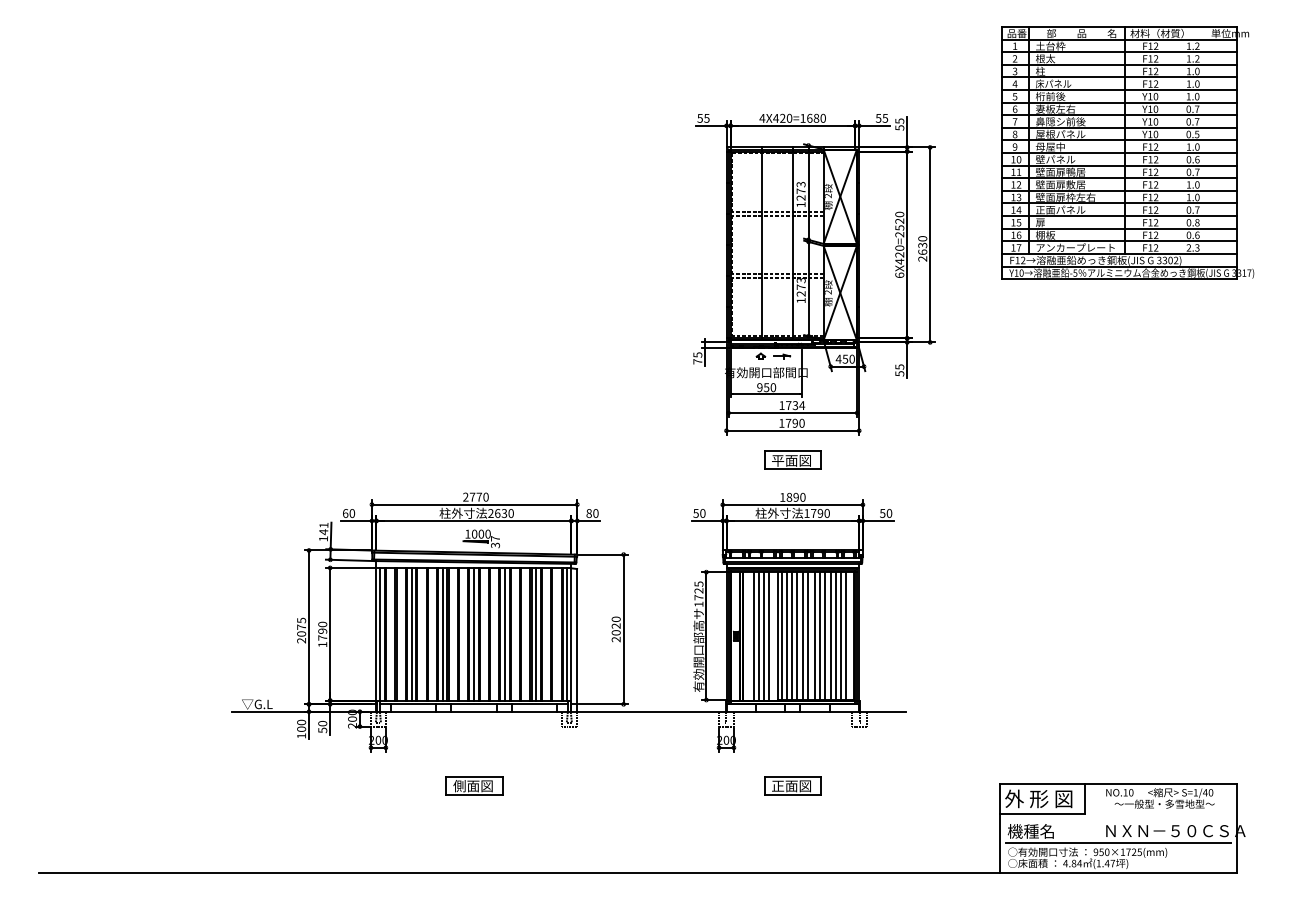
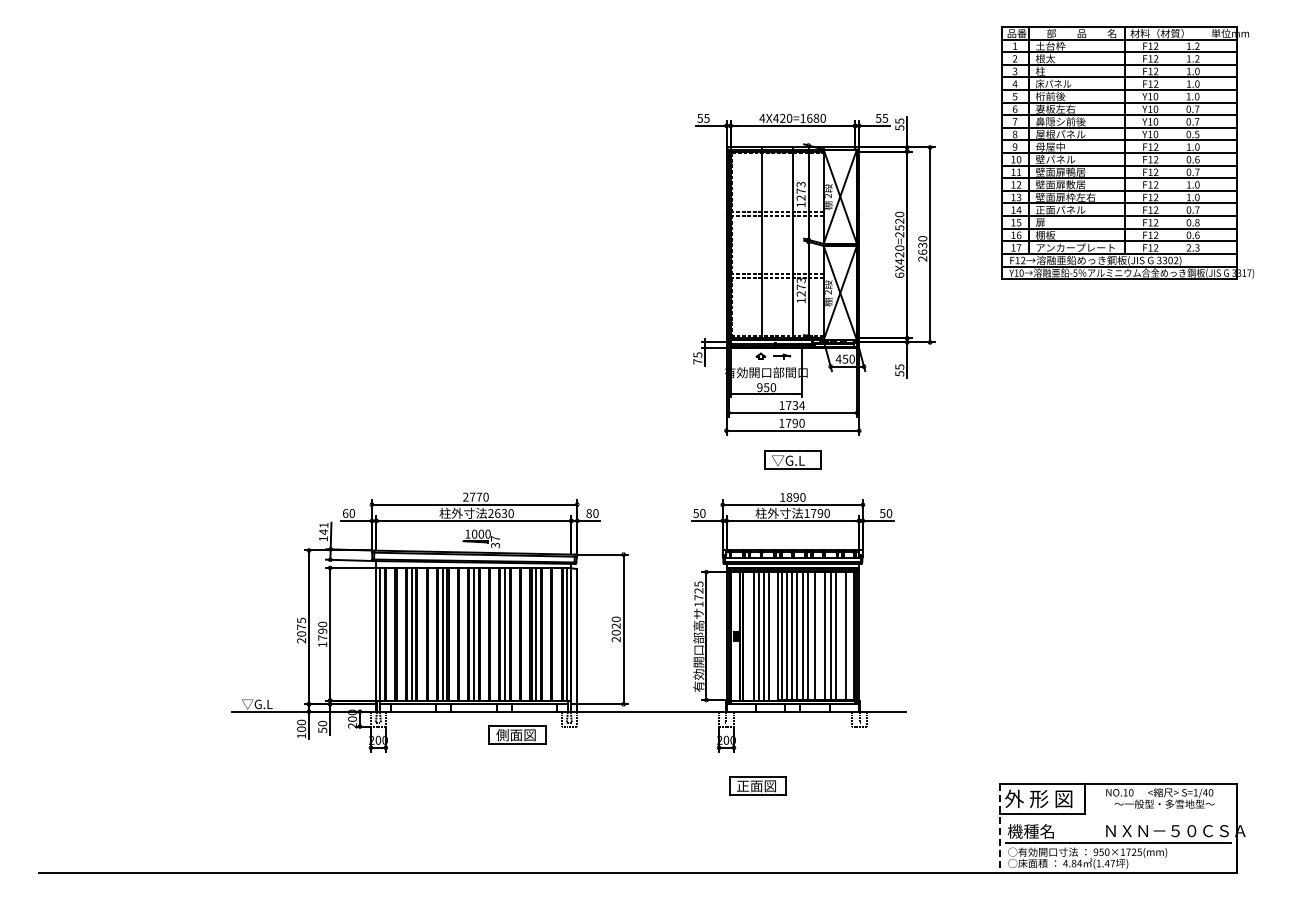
text: 平面図 -> ▽G.L (790, 460)
line: present -> none (820, 636)
line: present -> none (841, 636)
part position: (474, 785) -> (517, 734) (517, 734)
part position: (792, 785) -> (757, 785) (757, 785)
line: solid -> dashed (1000, 828)
